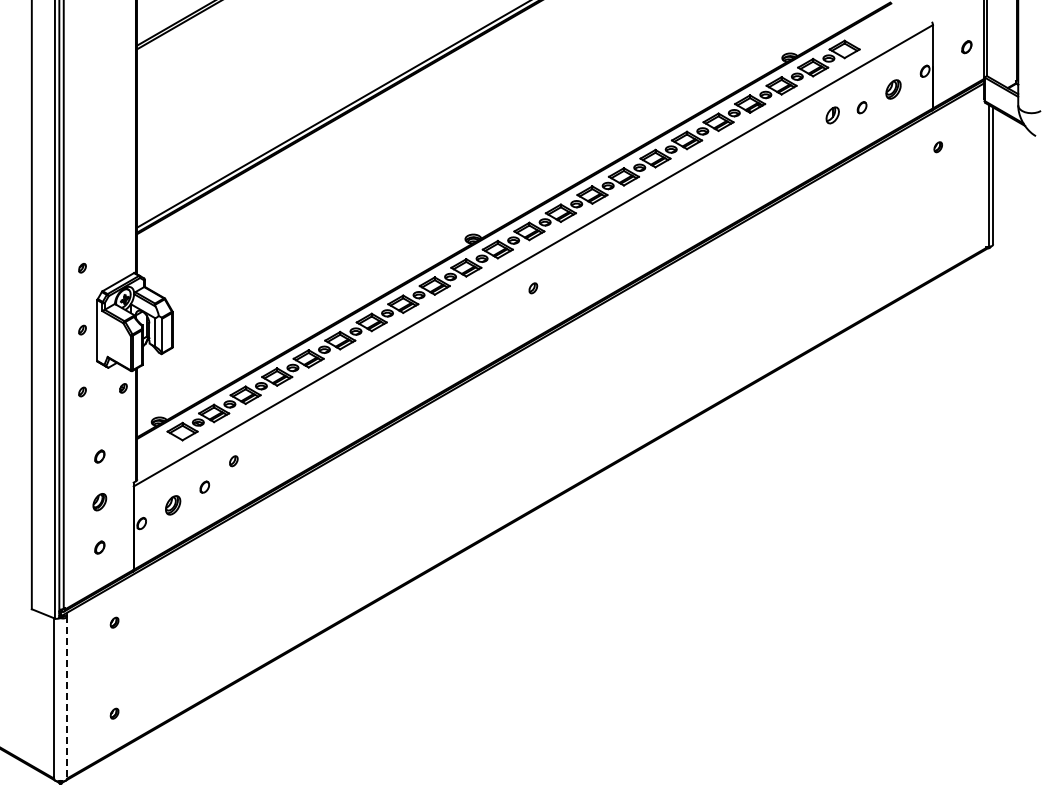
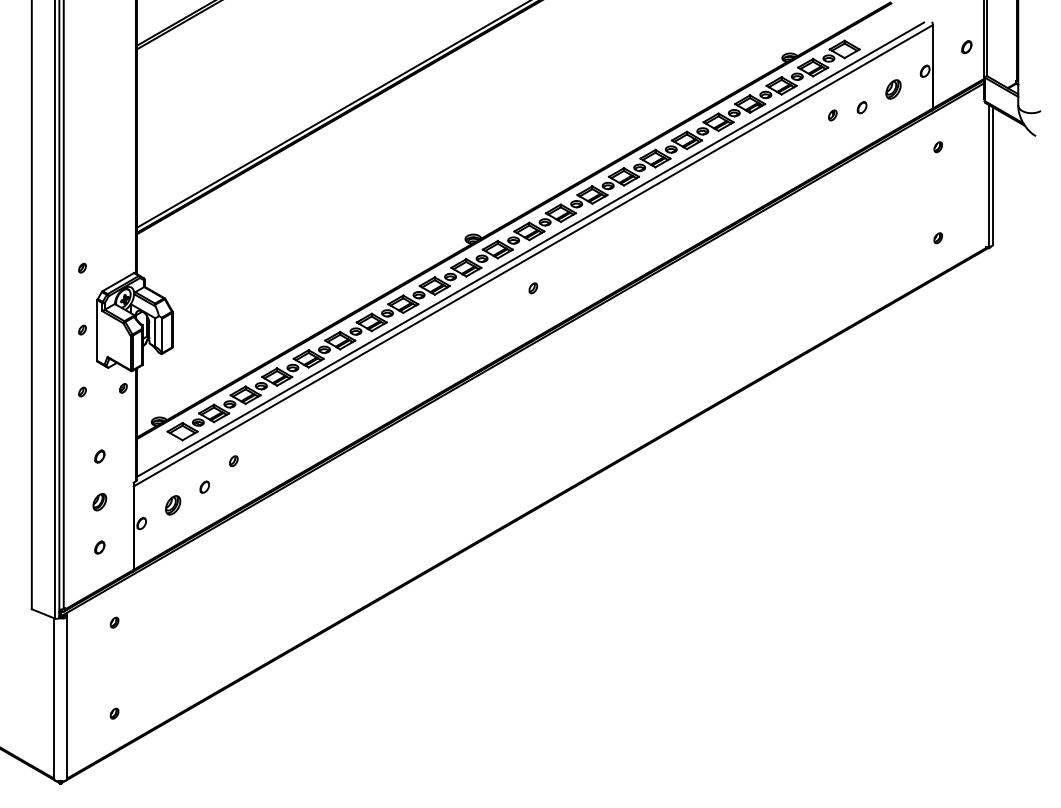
part size: 15x19 px -> 10x13 px (832, 115)
part: none -> present (937, 238)
line: none -> present (530, 249)
line: dashed -> solid (67, 698)
